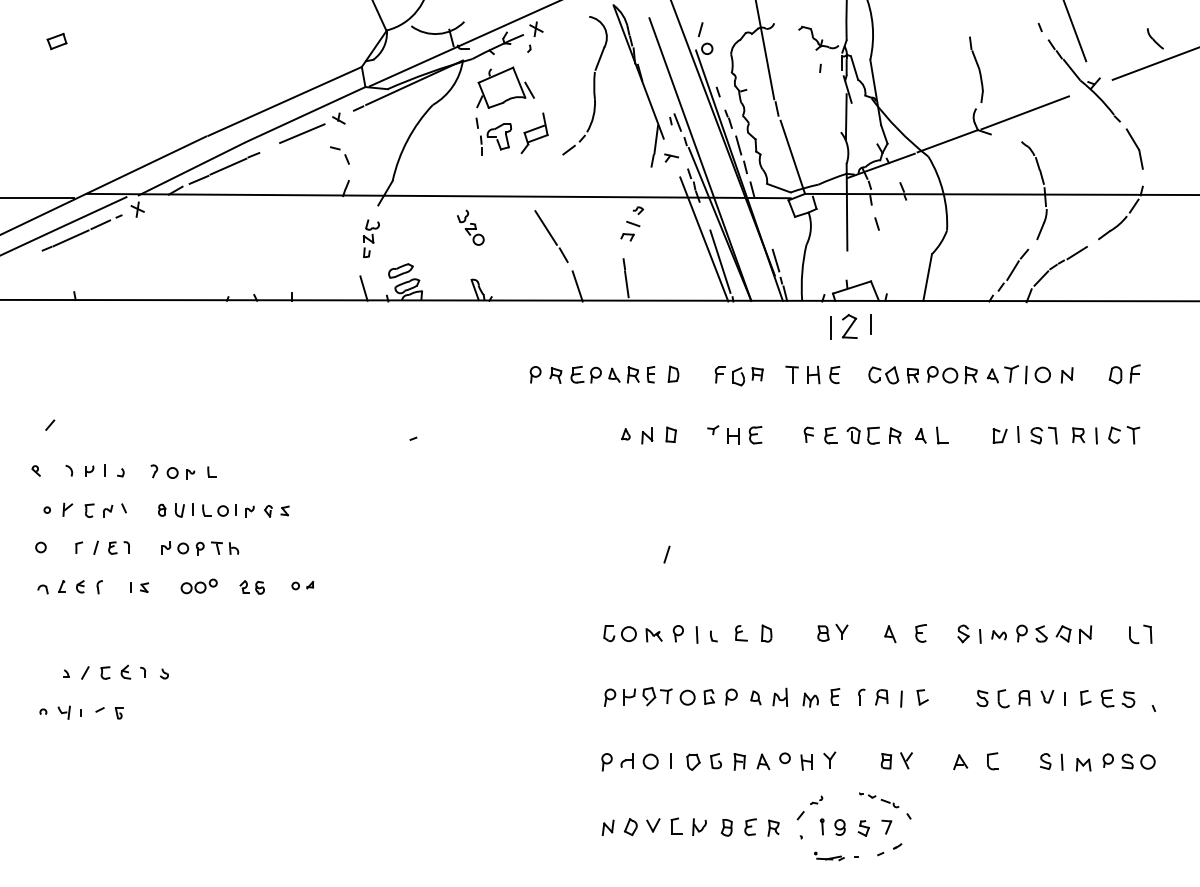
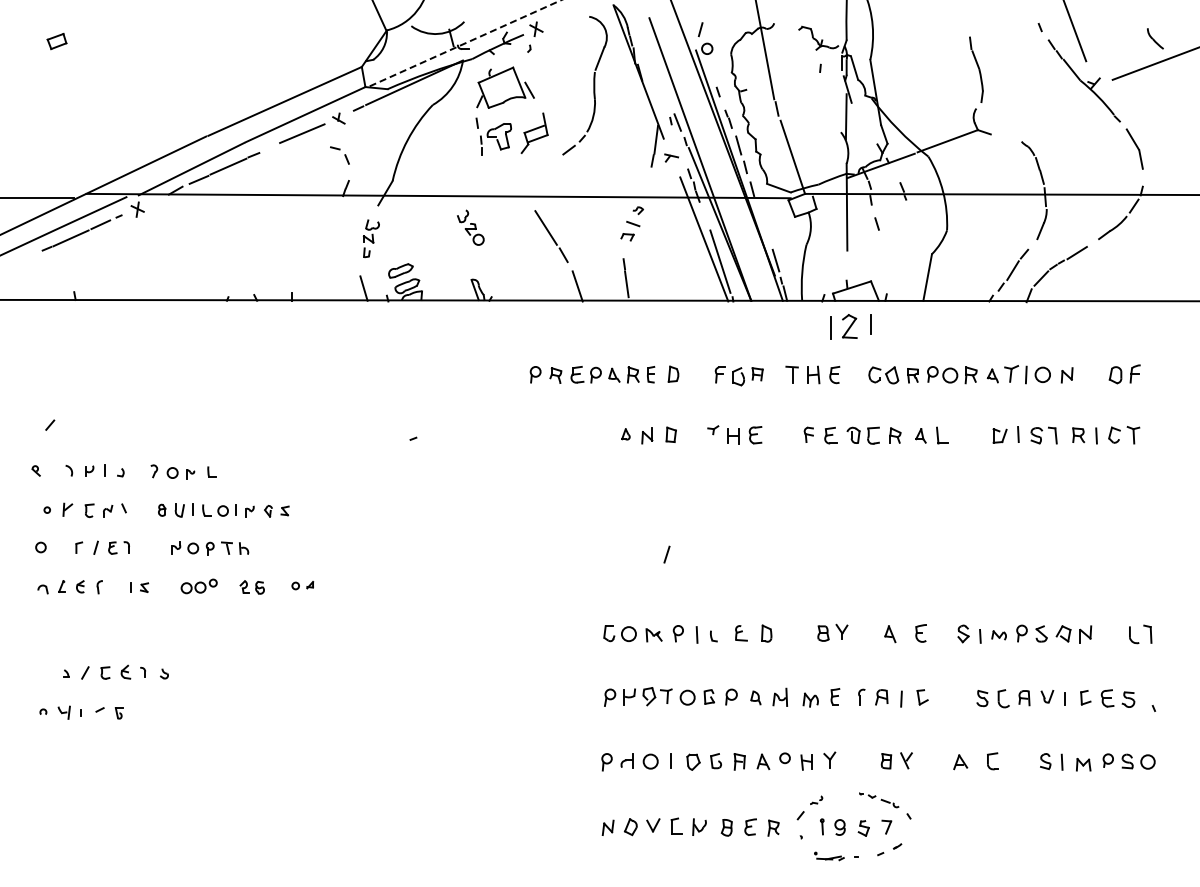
line: solid -> dashed (465, 43)
line: present -> none (1024, 112)
part position: (200, 548) -> (210, 548) (210, 548)
